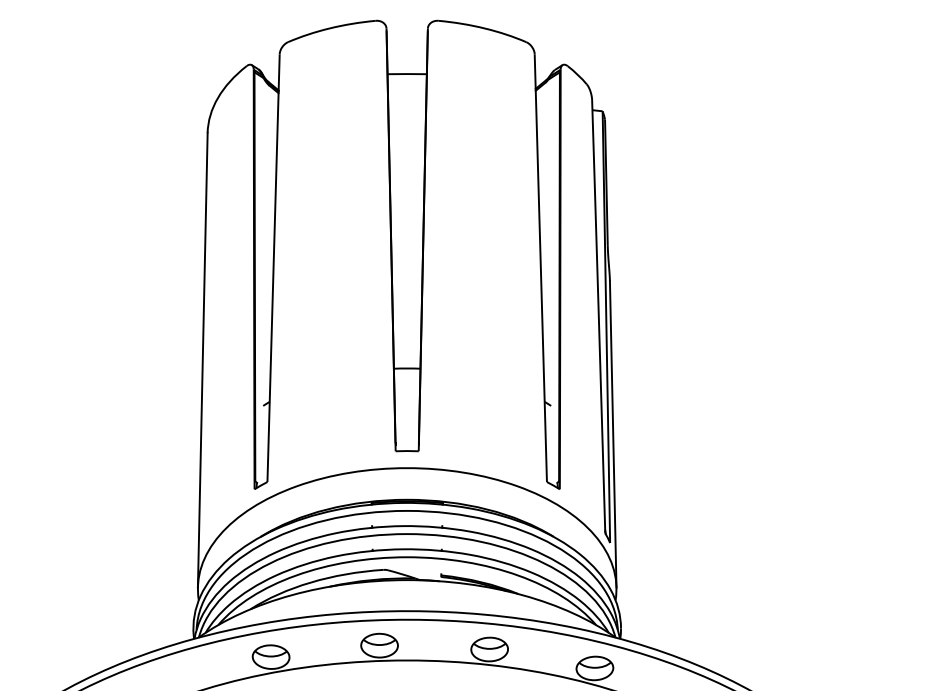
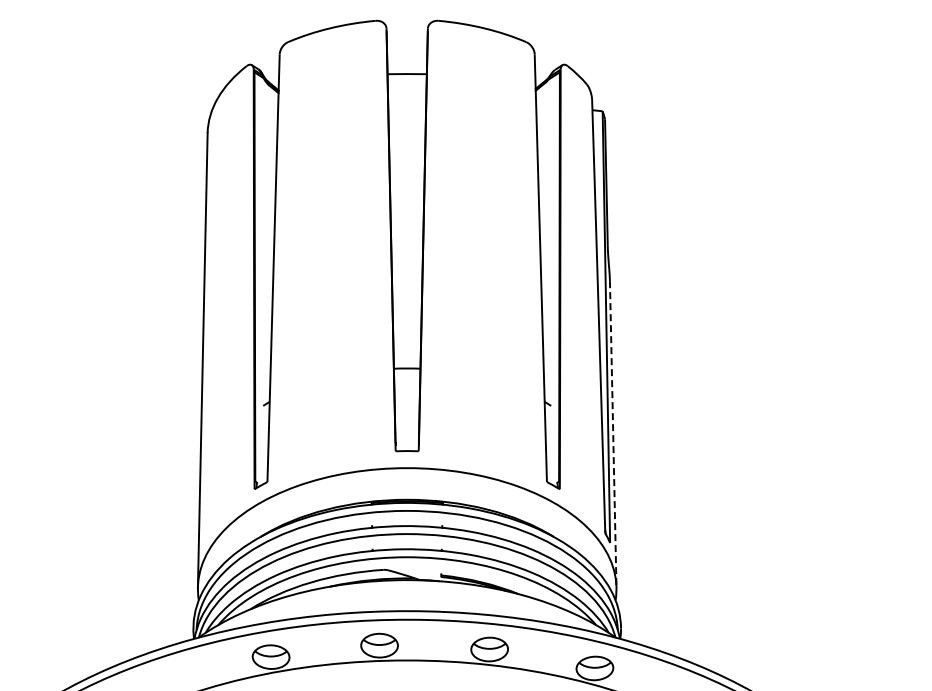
line: solid -> dashed (613, 434)
